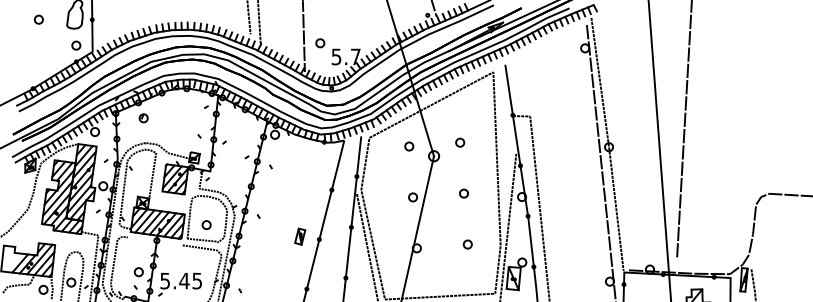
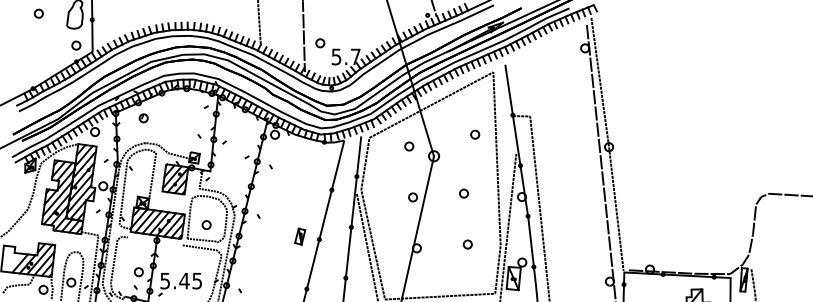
line: present -> none (248, 18)
part position: (38, 19) -> (38, 13) (38, 13)
line: present -> none (684, 129)
part position: (460, 142) -> (475, 134) (475, 134)
line: present -> none (659, 150)
